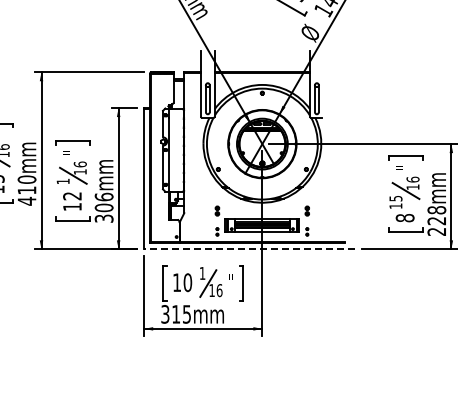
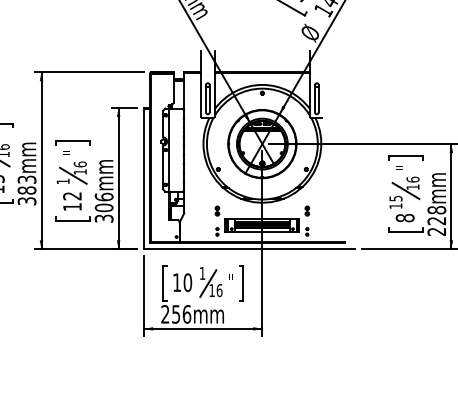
text: 410mm -> 383mm (26, 190)
line: dashed -> solid (249, 249)
text: 315mm -> 256mm (176, 314)
